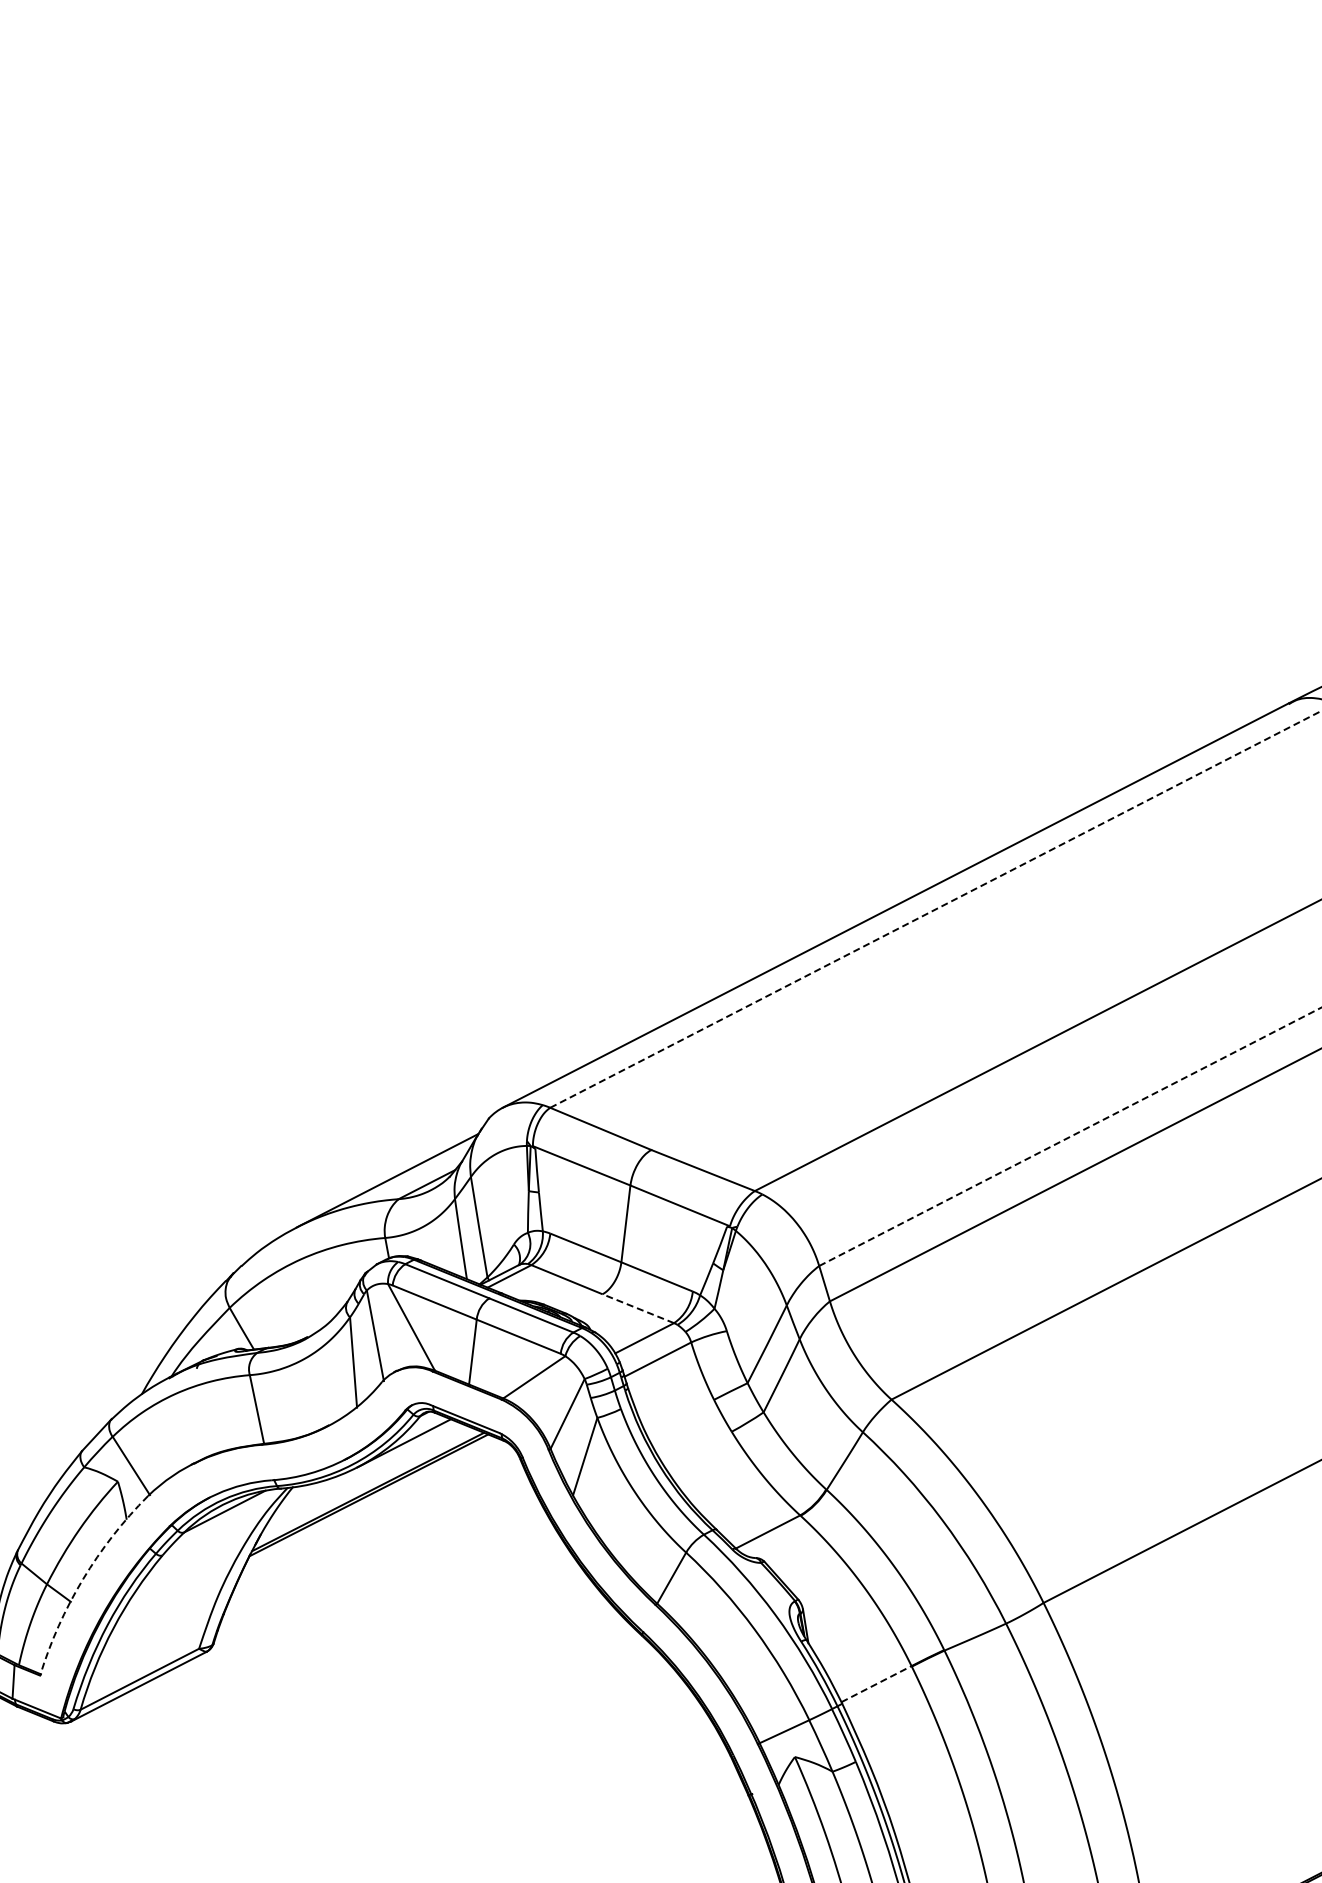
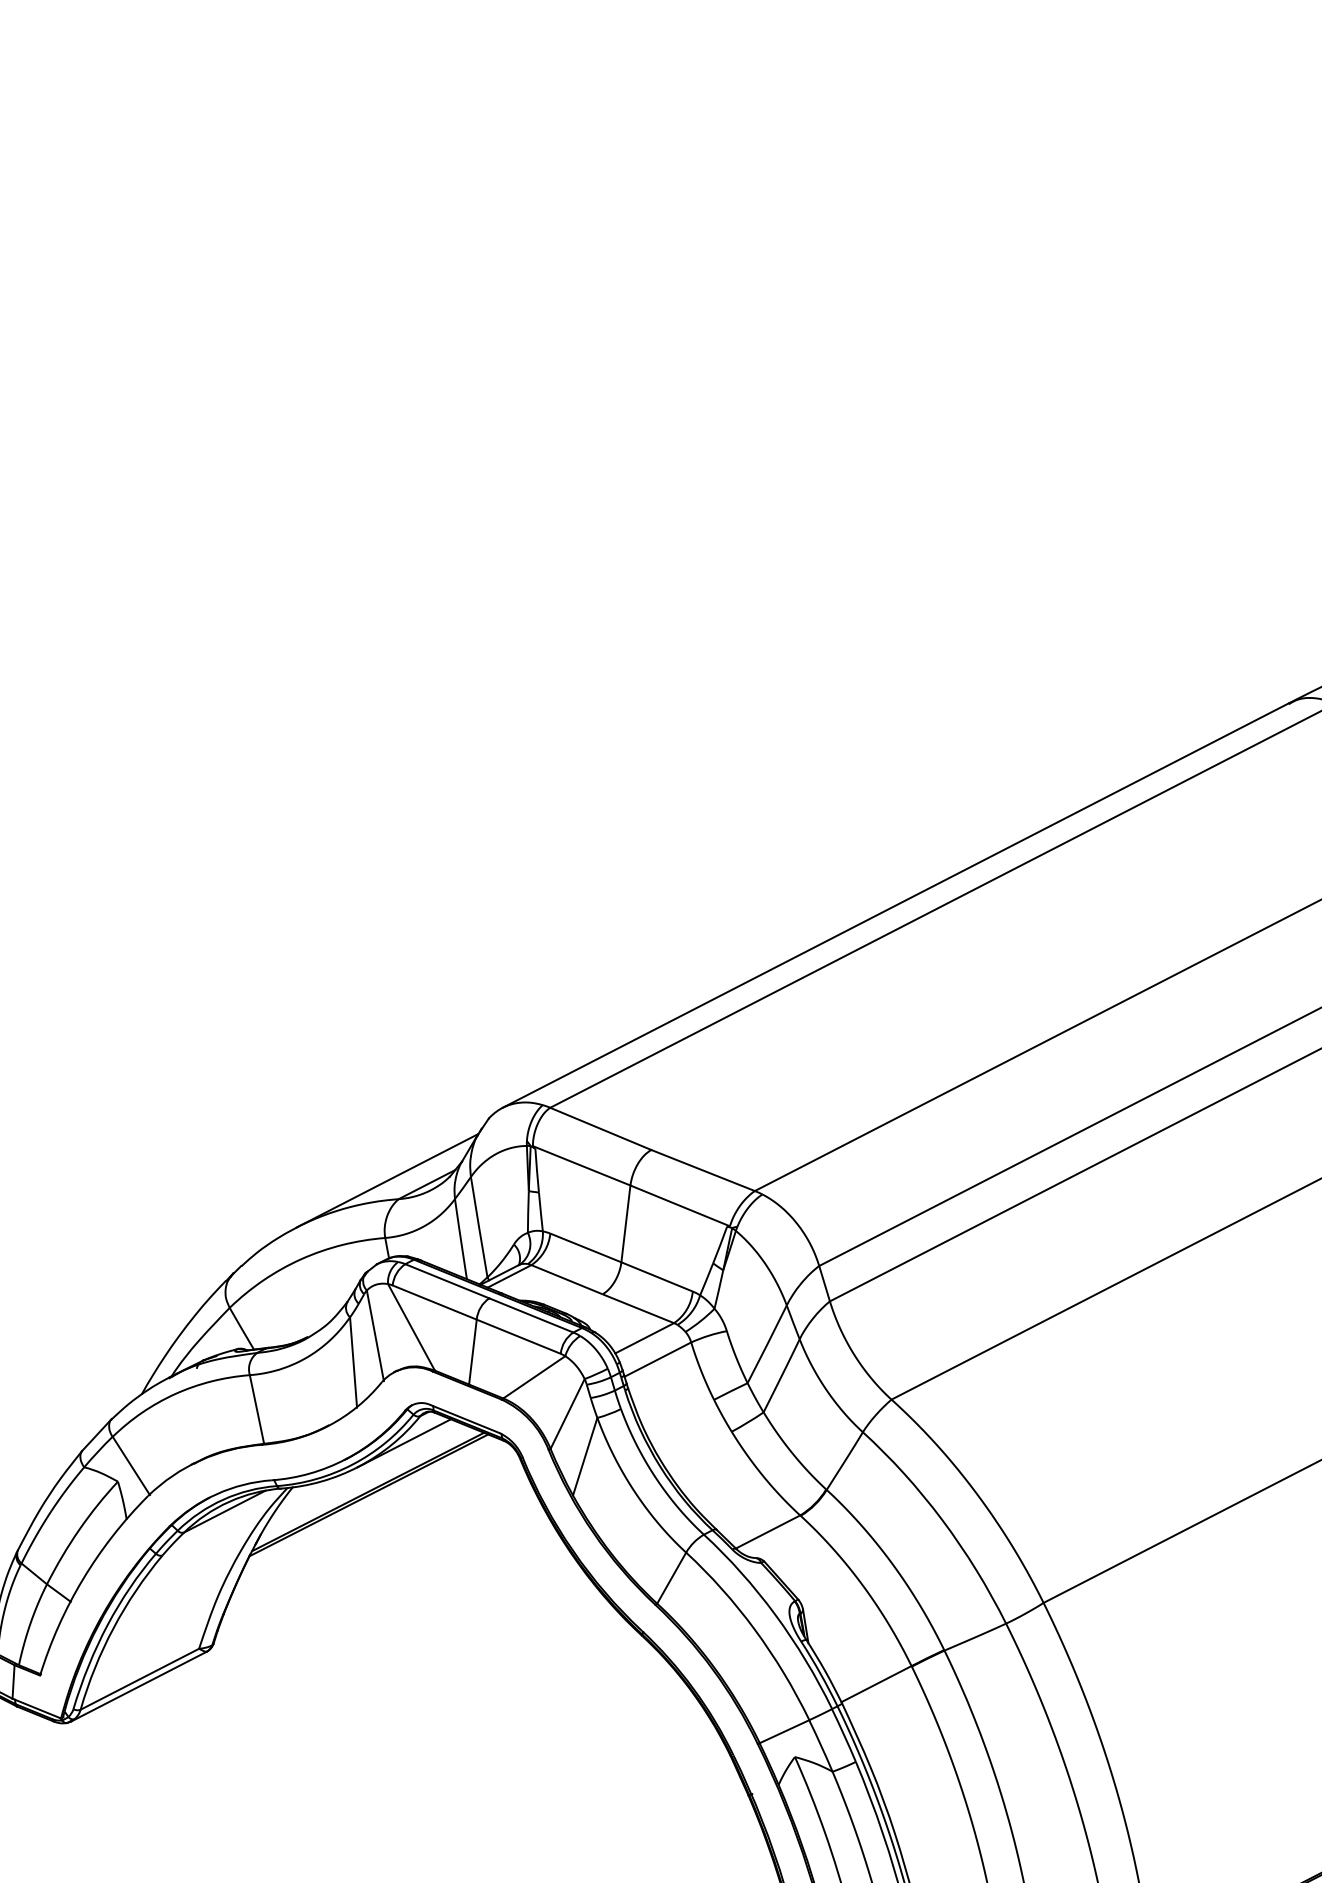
line: dashed -> solid (935, 909)
line: dashed -> solid (1070, 1136)
line: dashed -> solid (638, 1308)
arc: dashed -> solid (83, 1579)
line: dashed -> solid (876, 1683)
